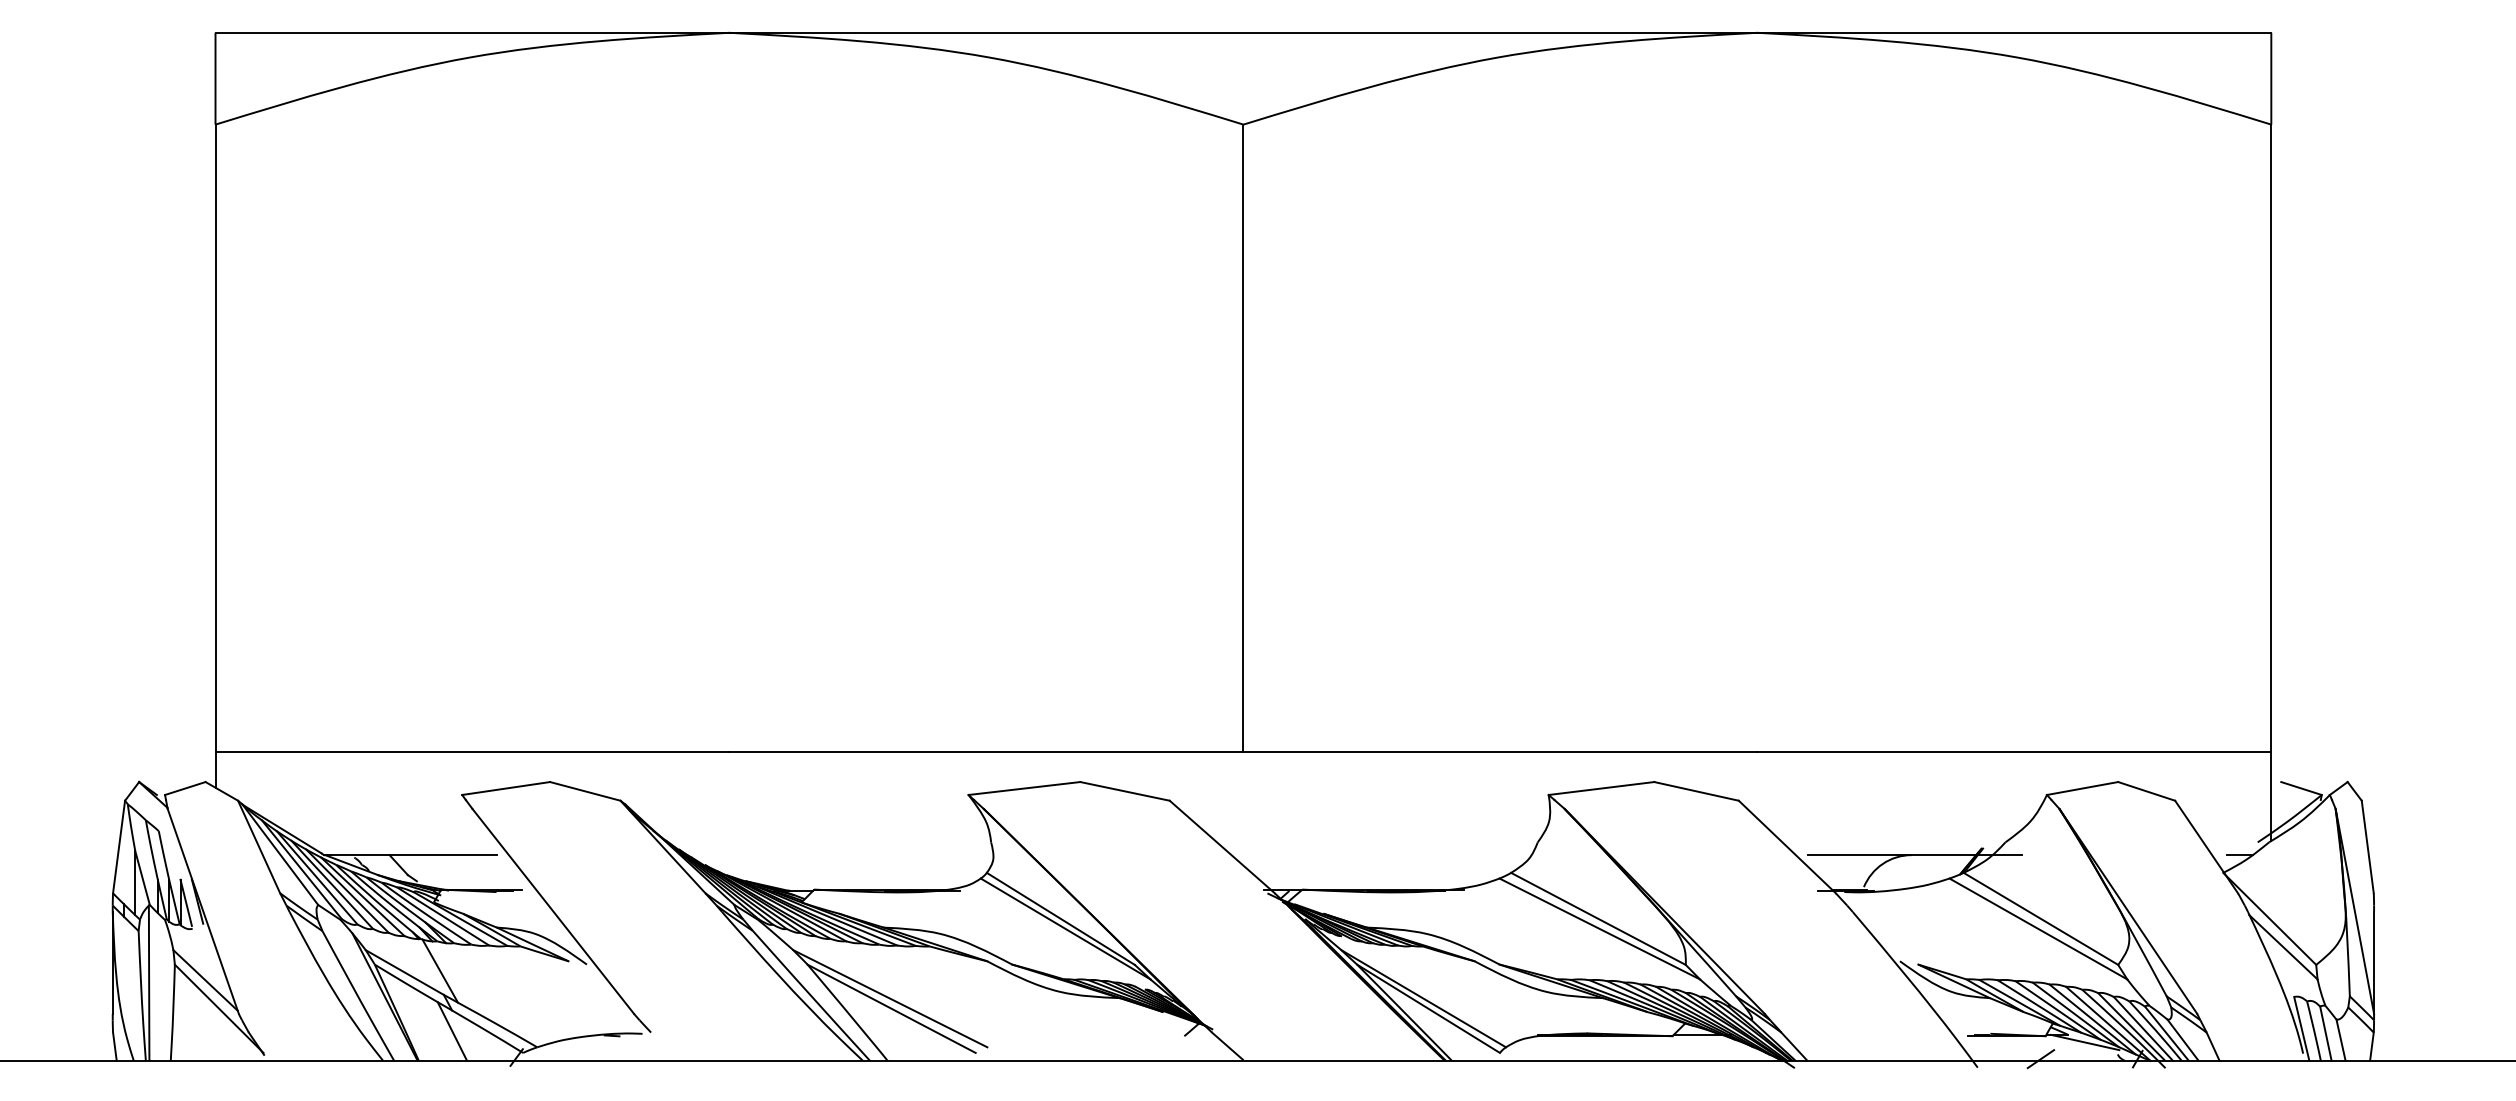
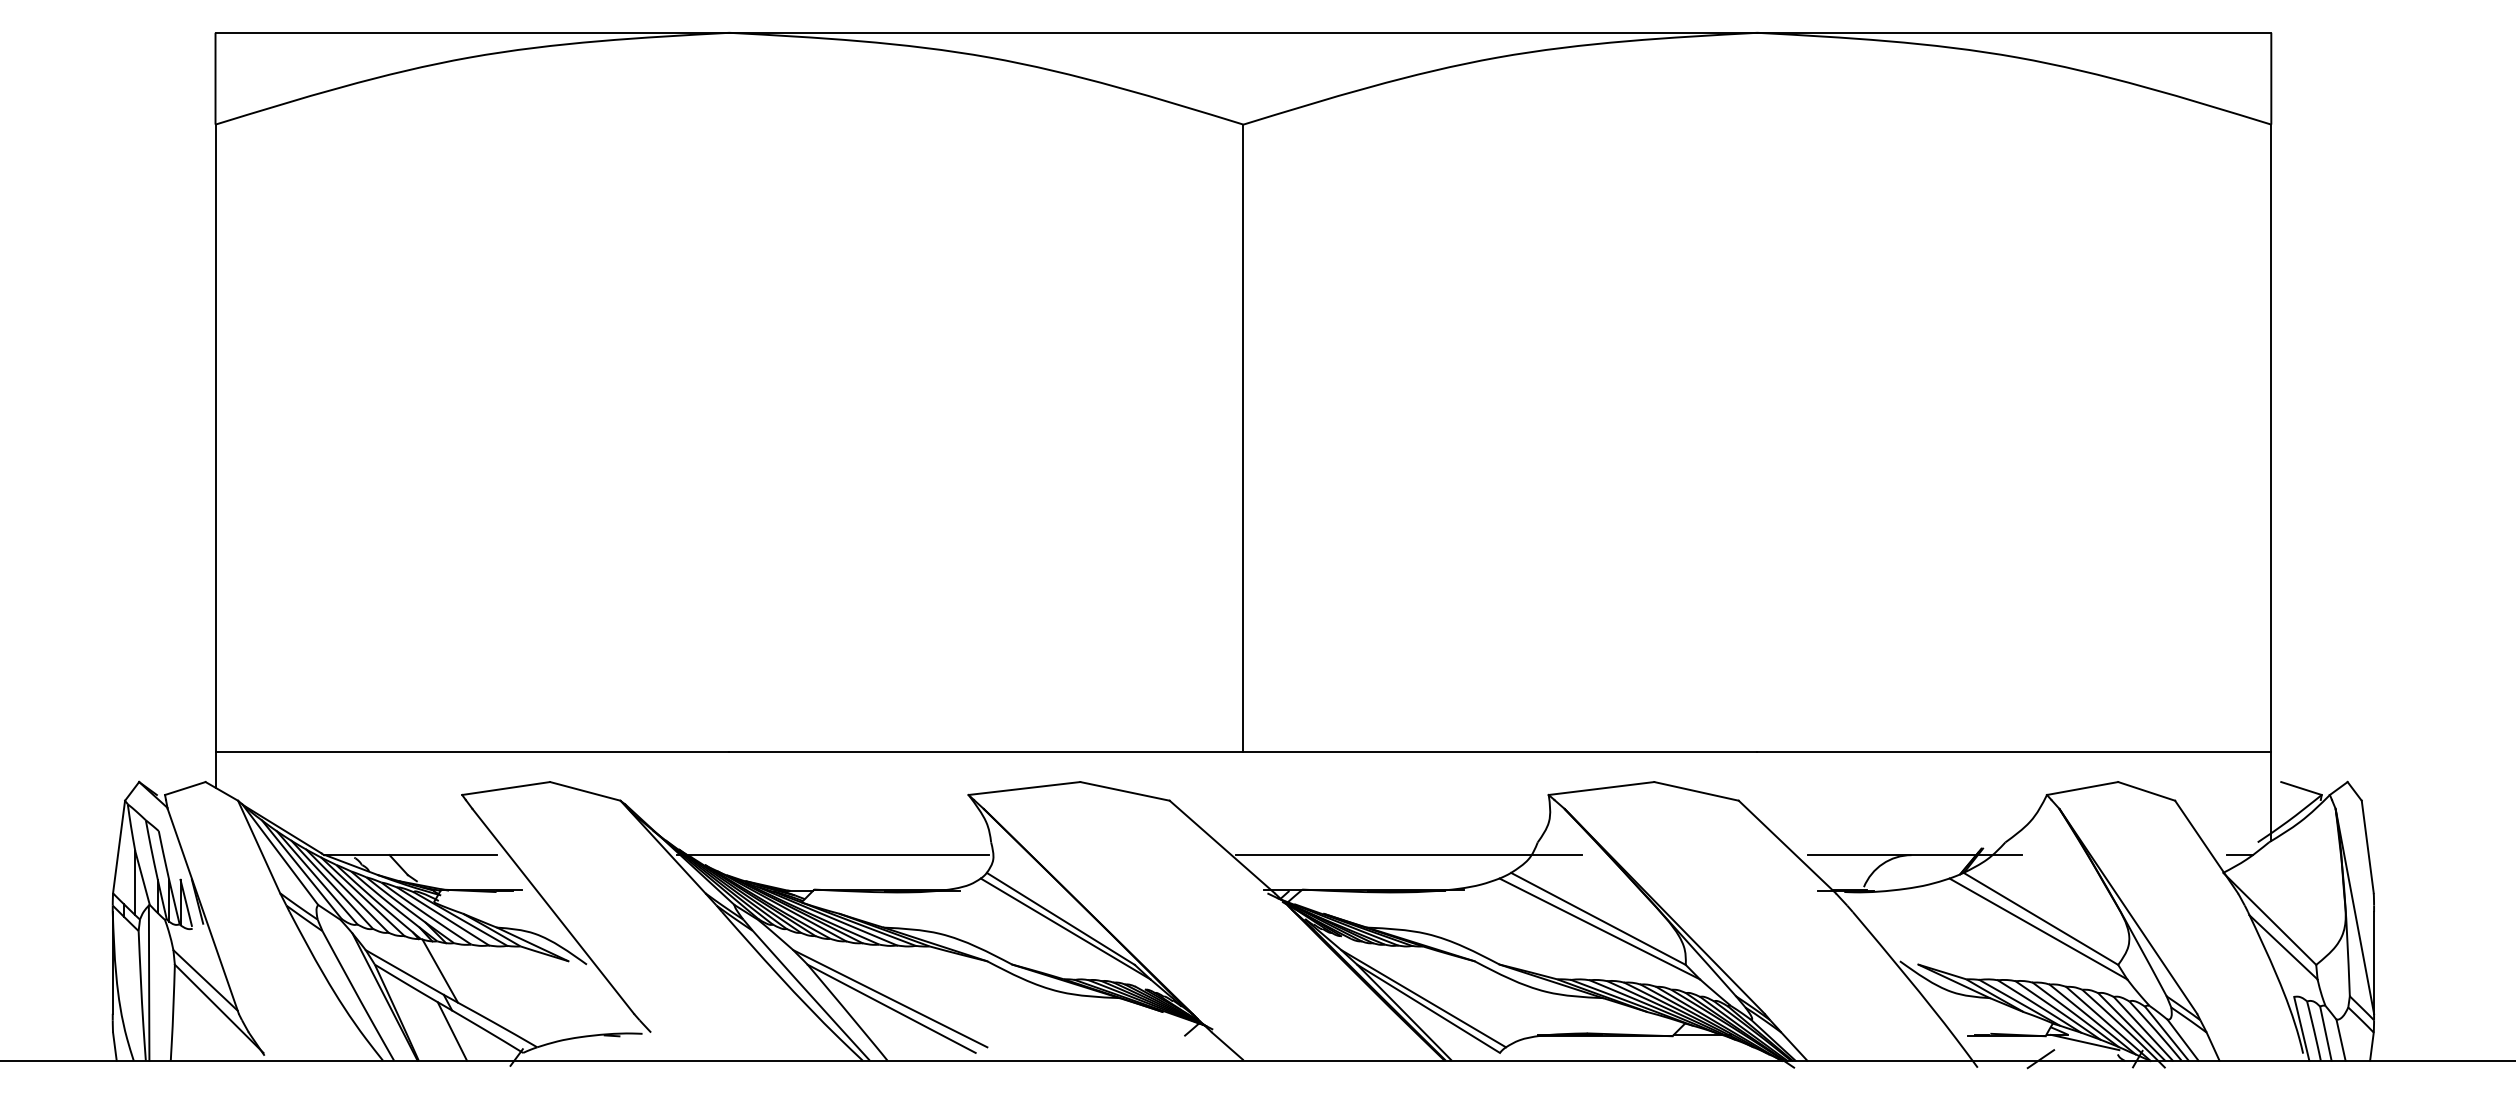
line: none -> present (833, 855)
line: none -> present (1408, 855)
